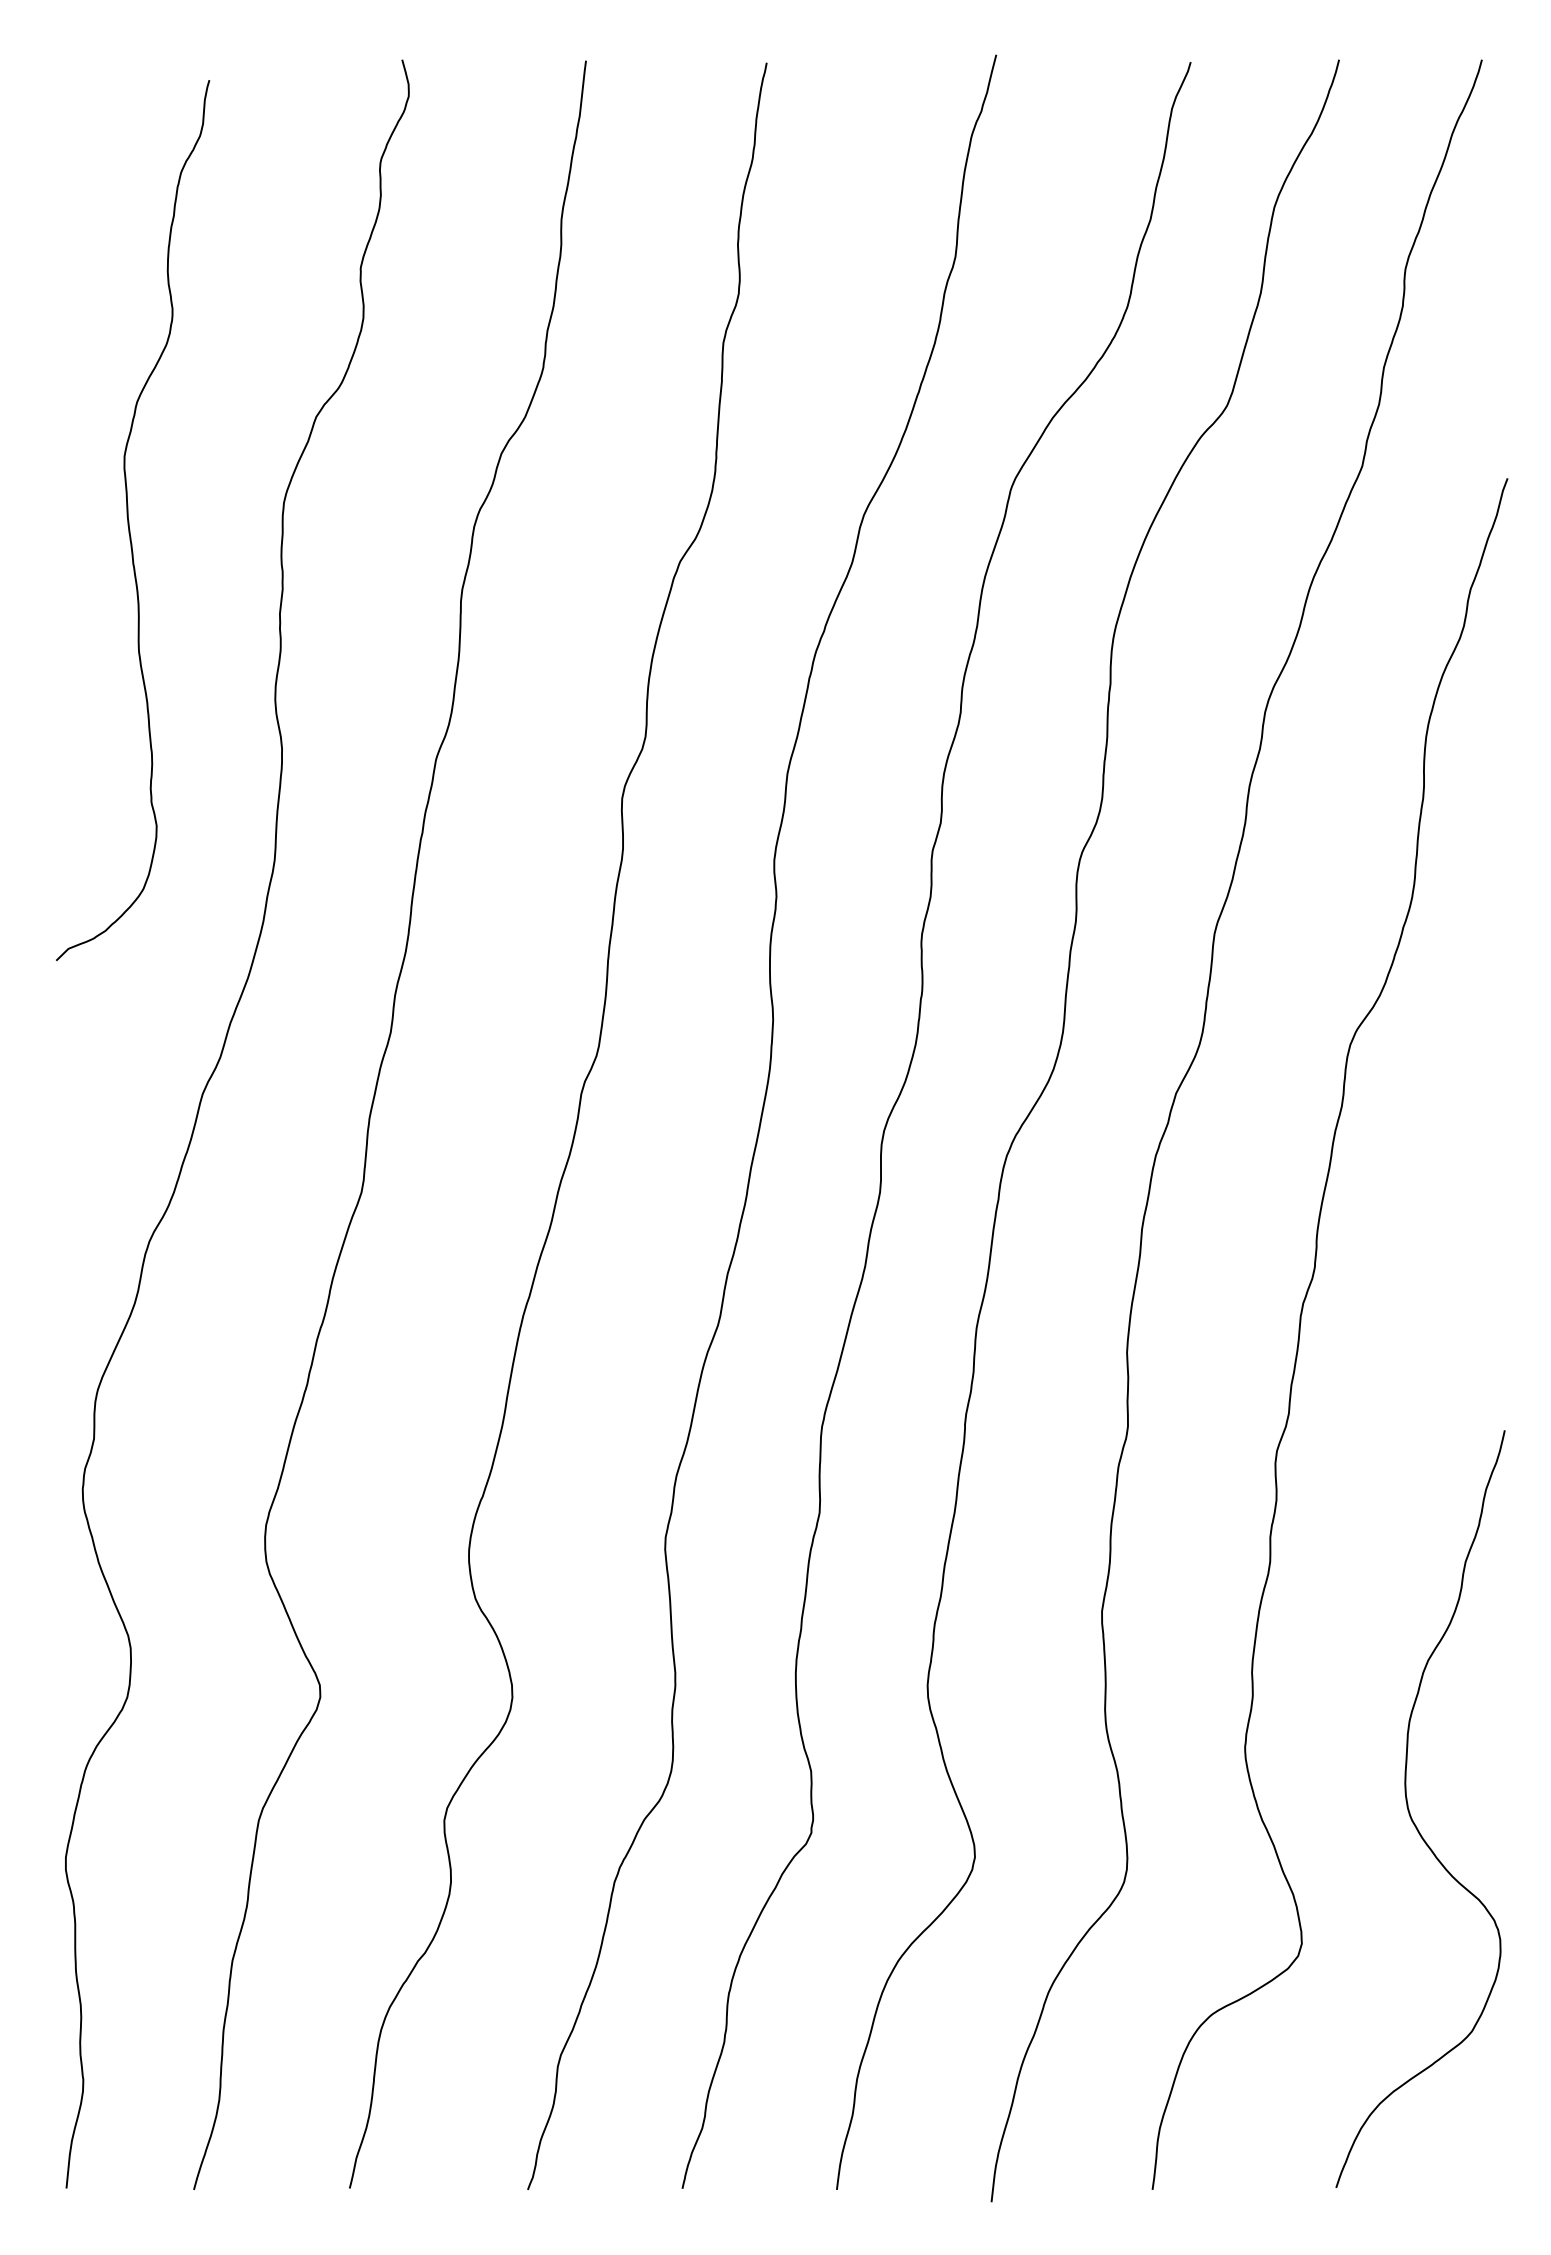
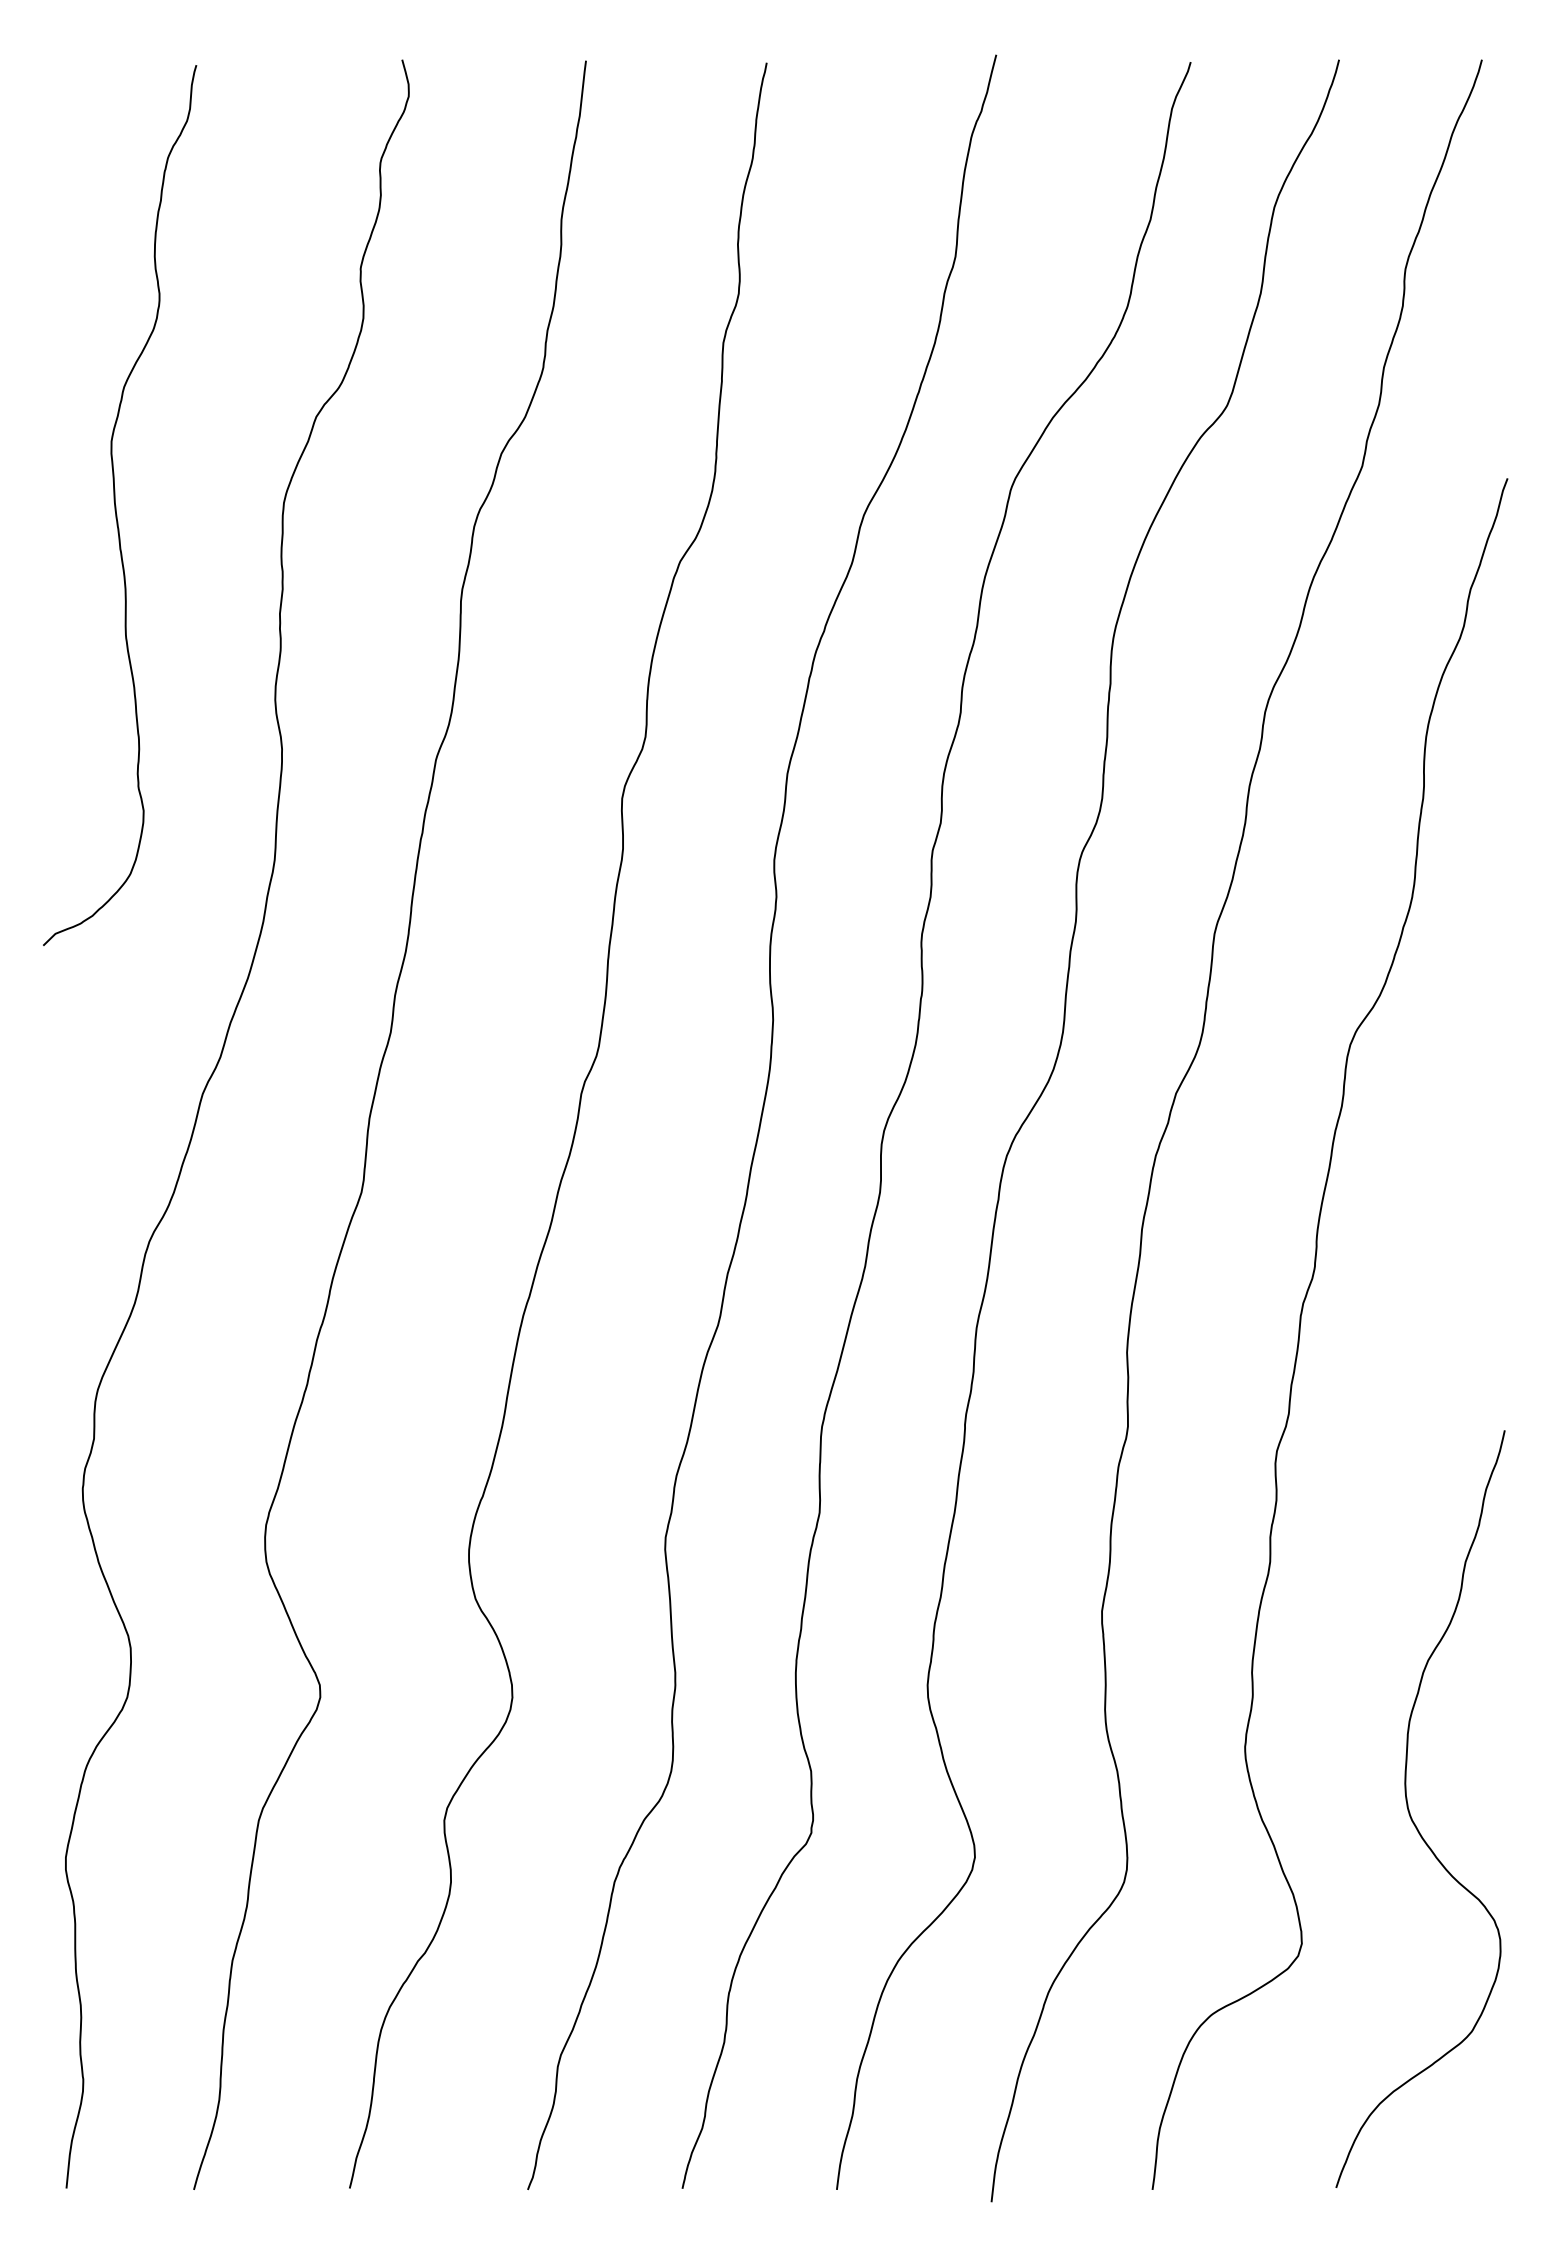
curve position: (129, 520) -> (116, 505) (116, 505)
